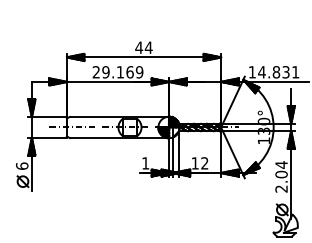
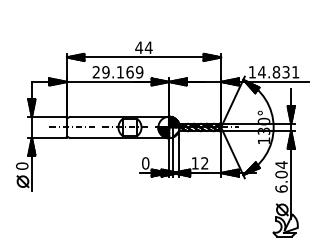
text: 1 -> 0 (145, 163)
text: 6 -> 0 (22, 165)
text: 2.04 -> 6.04 (281, 188)
